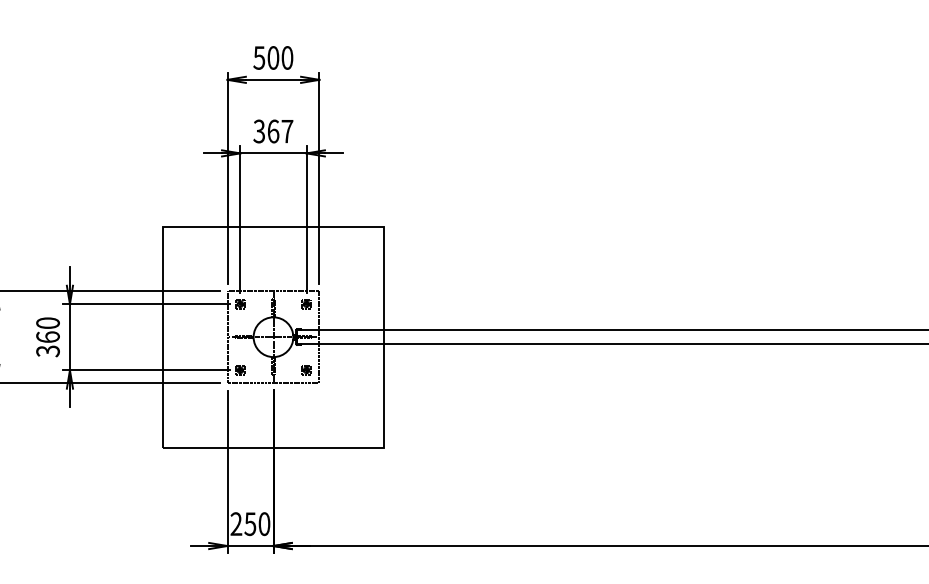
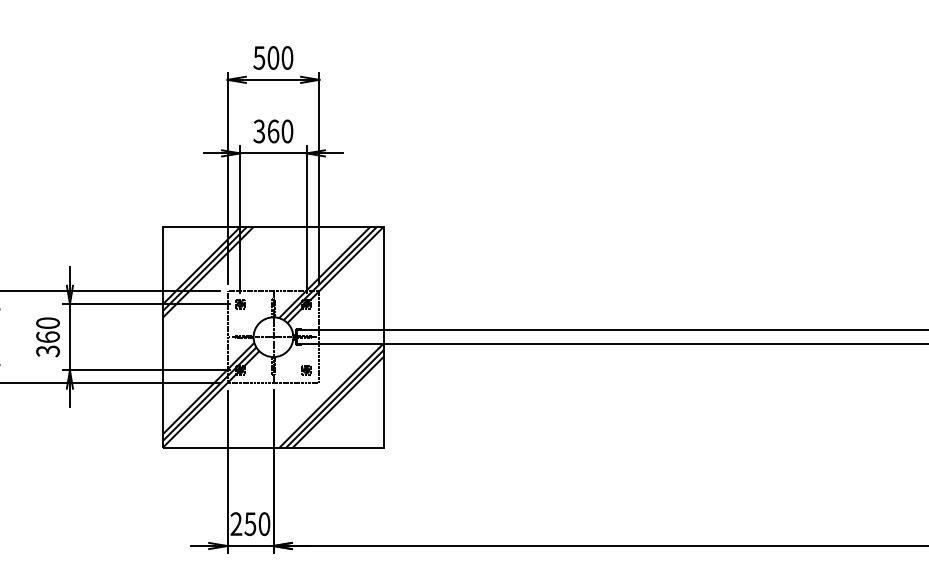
text: 367 -> 360 (287, 131)
hatch: none -> present (273, 336)
